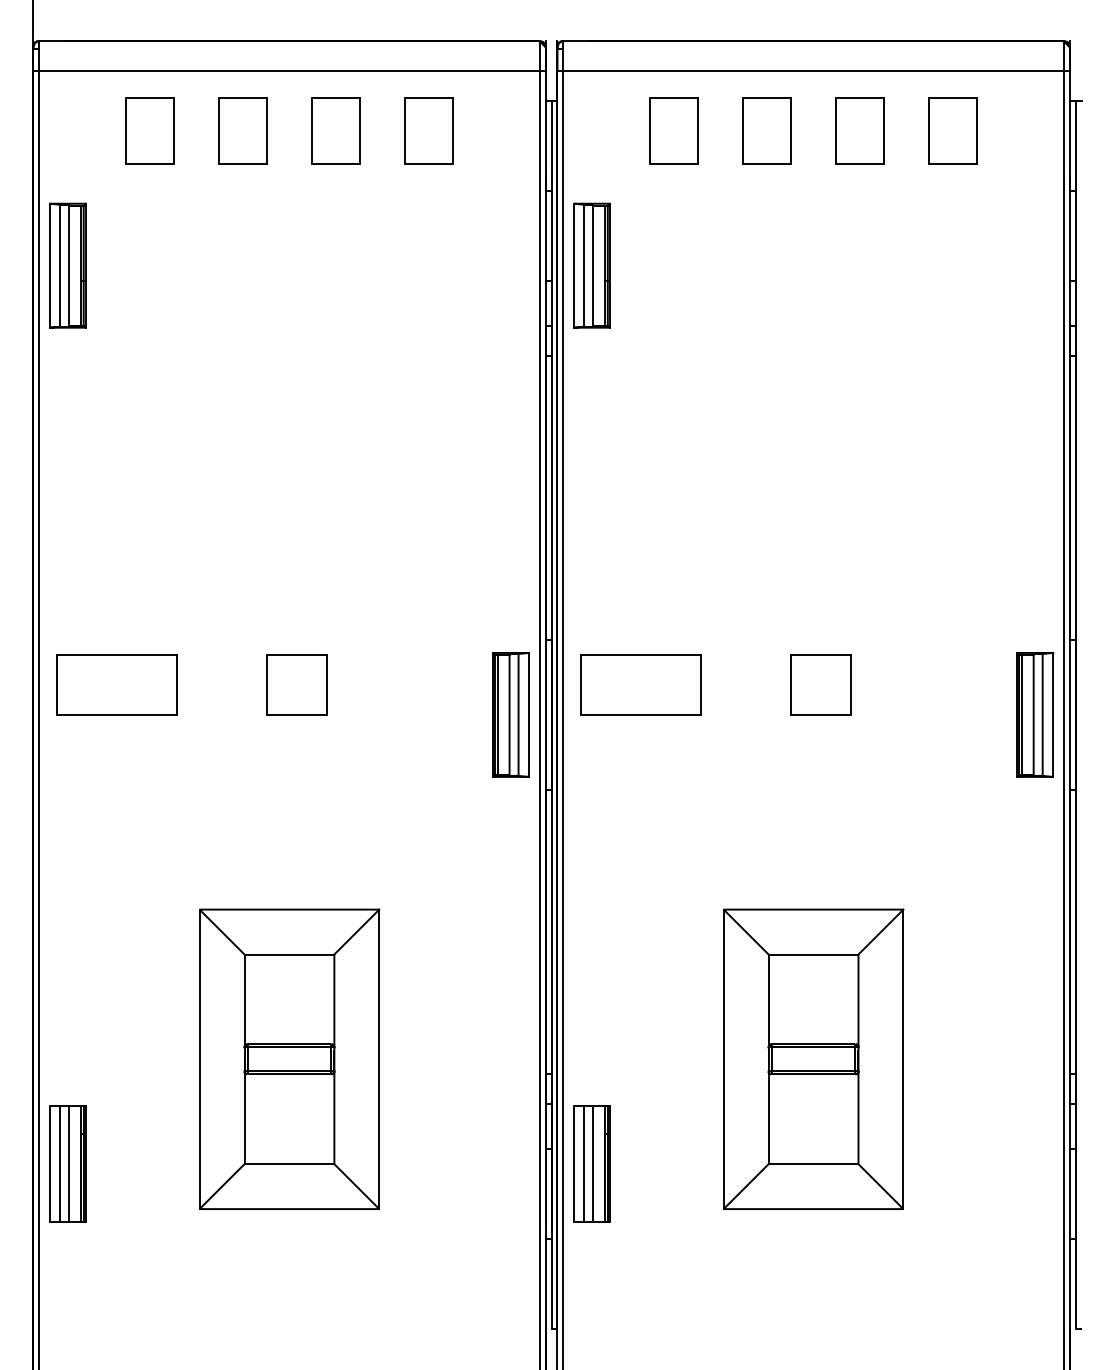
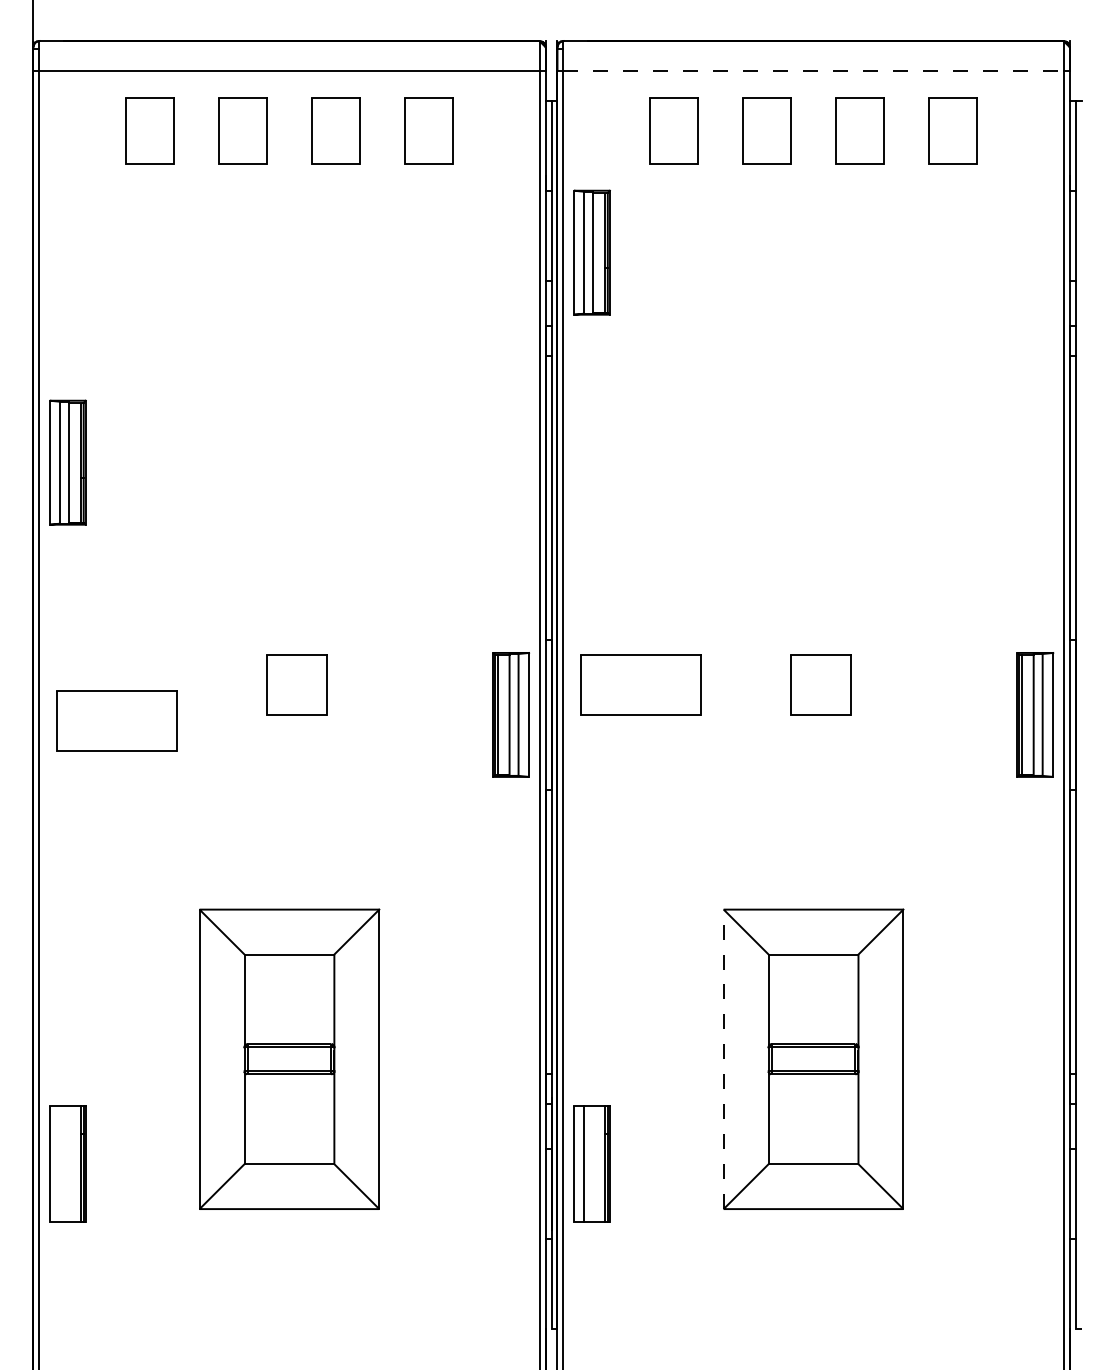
line: solid -> dashed (814, 71)
part position: (67, 265) -> (67, 462) (67, 462)
part position: (591, 265) -> (591, 252) (591, 252)
part position: (116, 684) -> (116, 720) (116, 720)
line: solid -> dashed (723, 1059)
line: present -> none (60, 1163)
line: present -> none (69, 1163)
line: present -> none (593, 1163)
